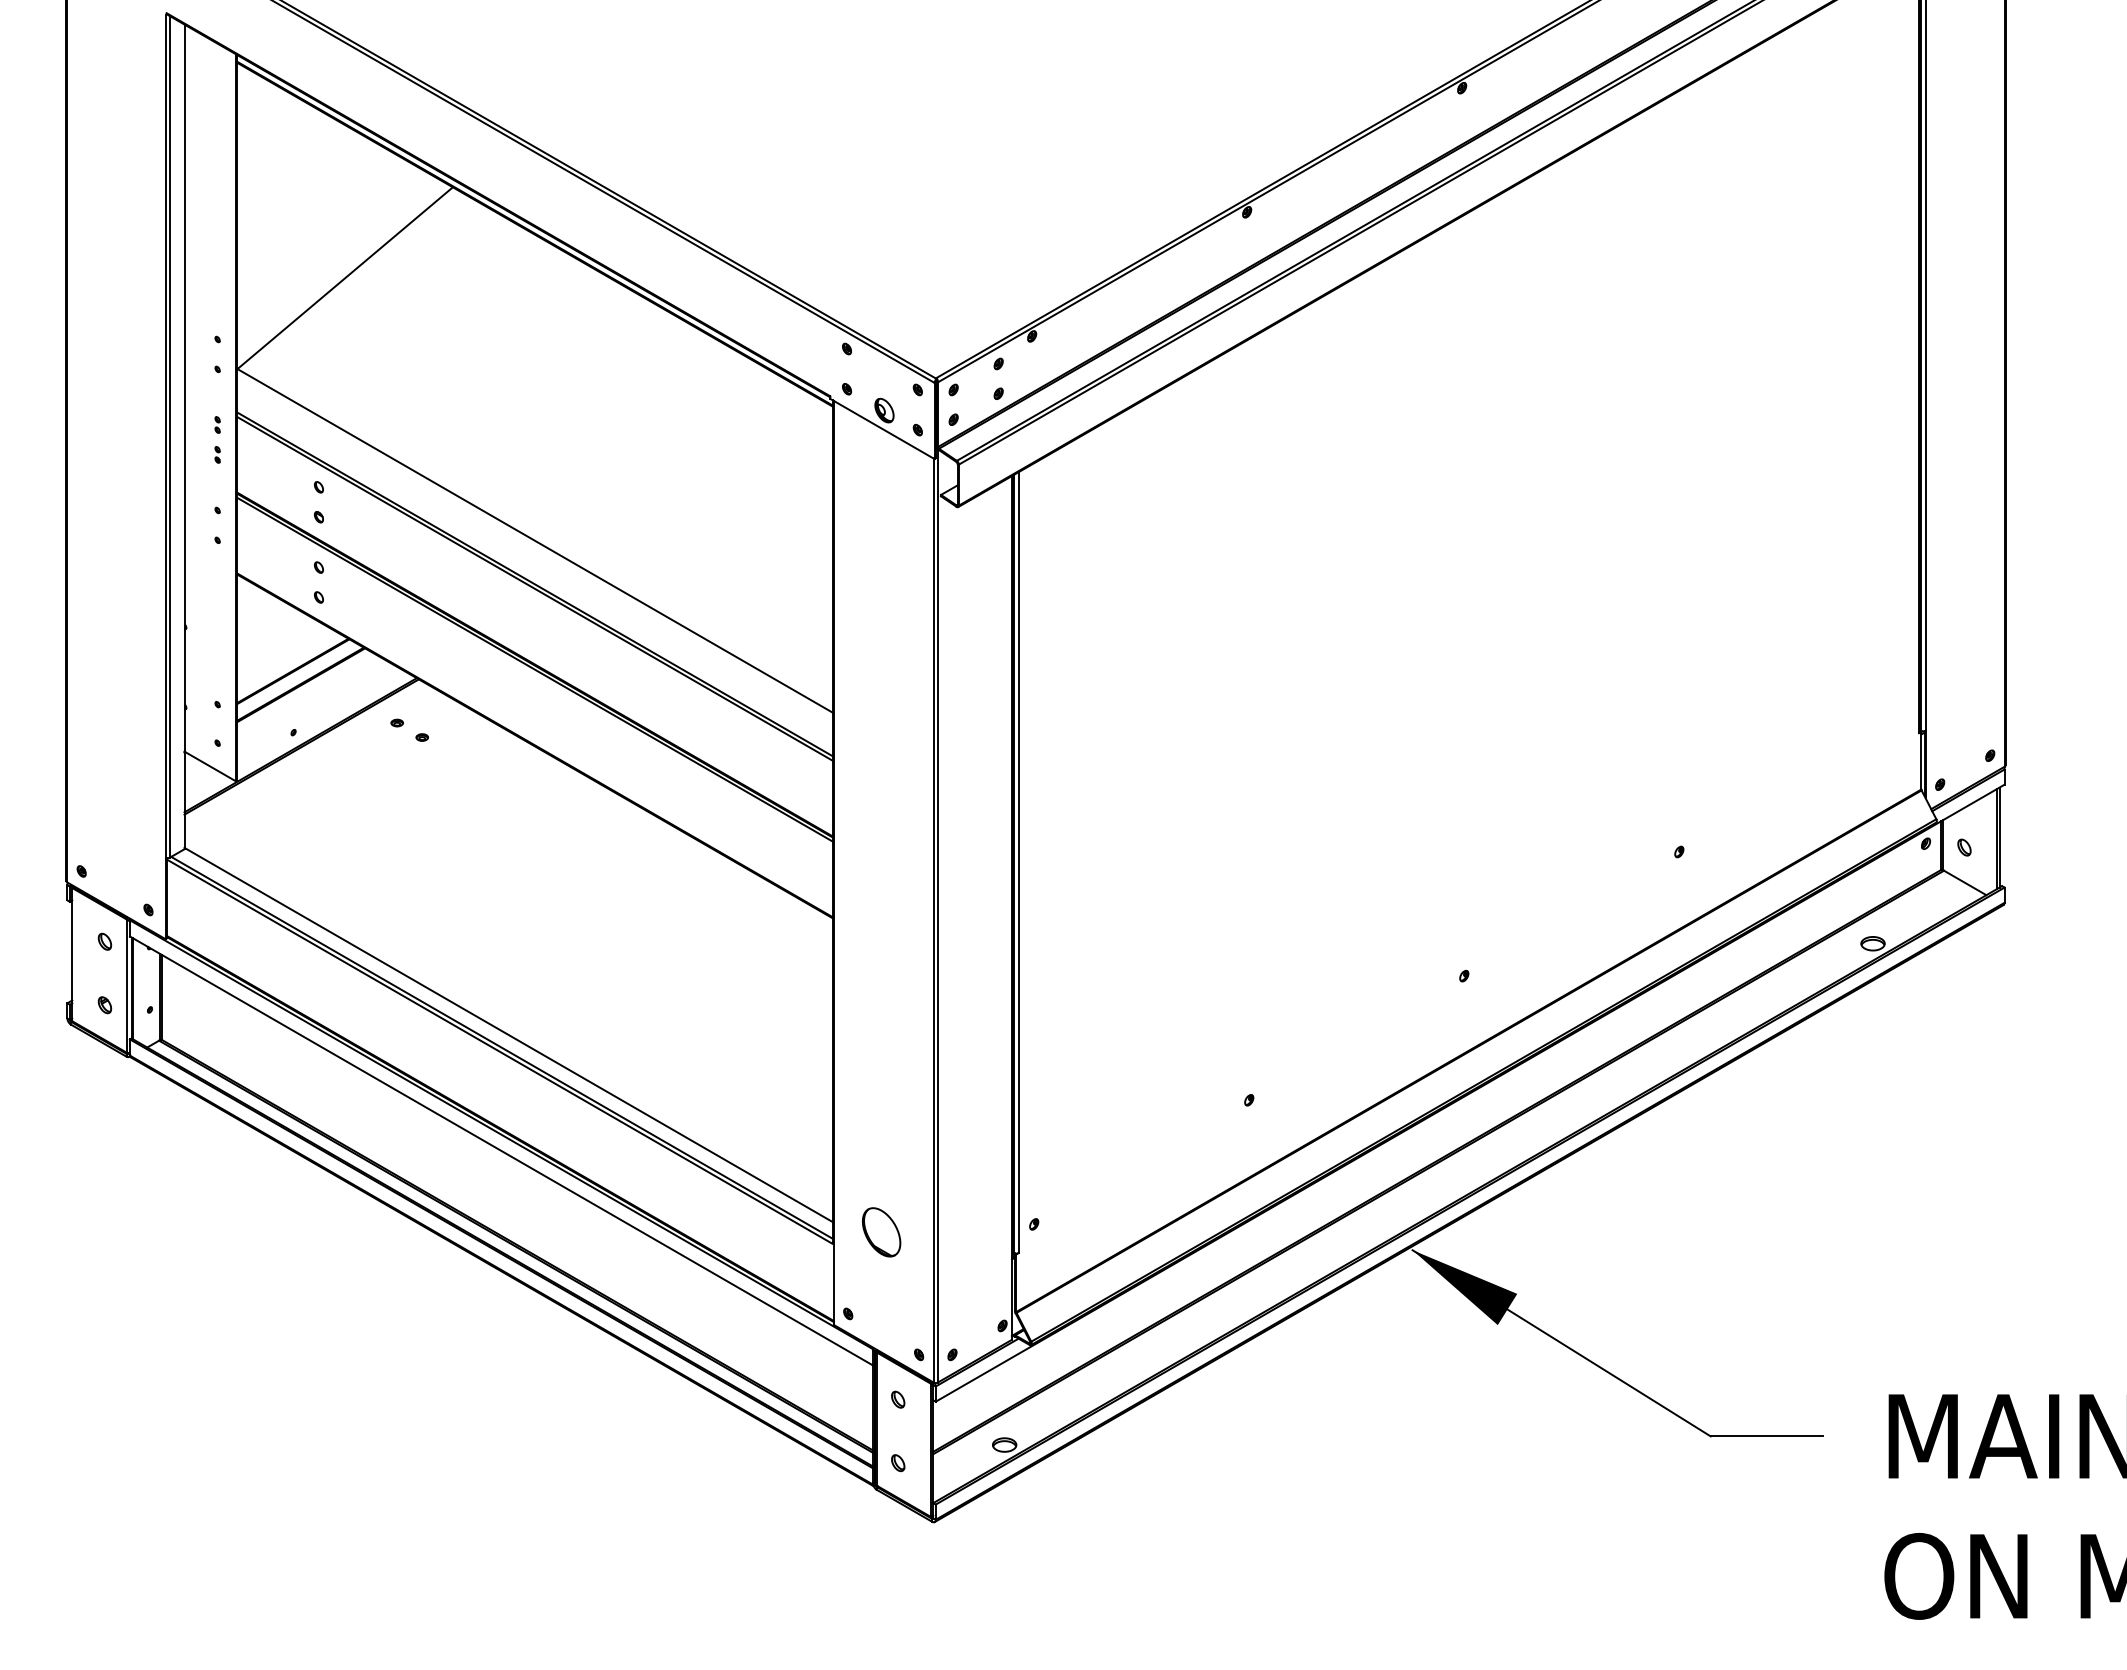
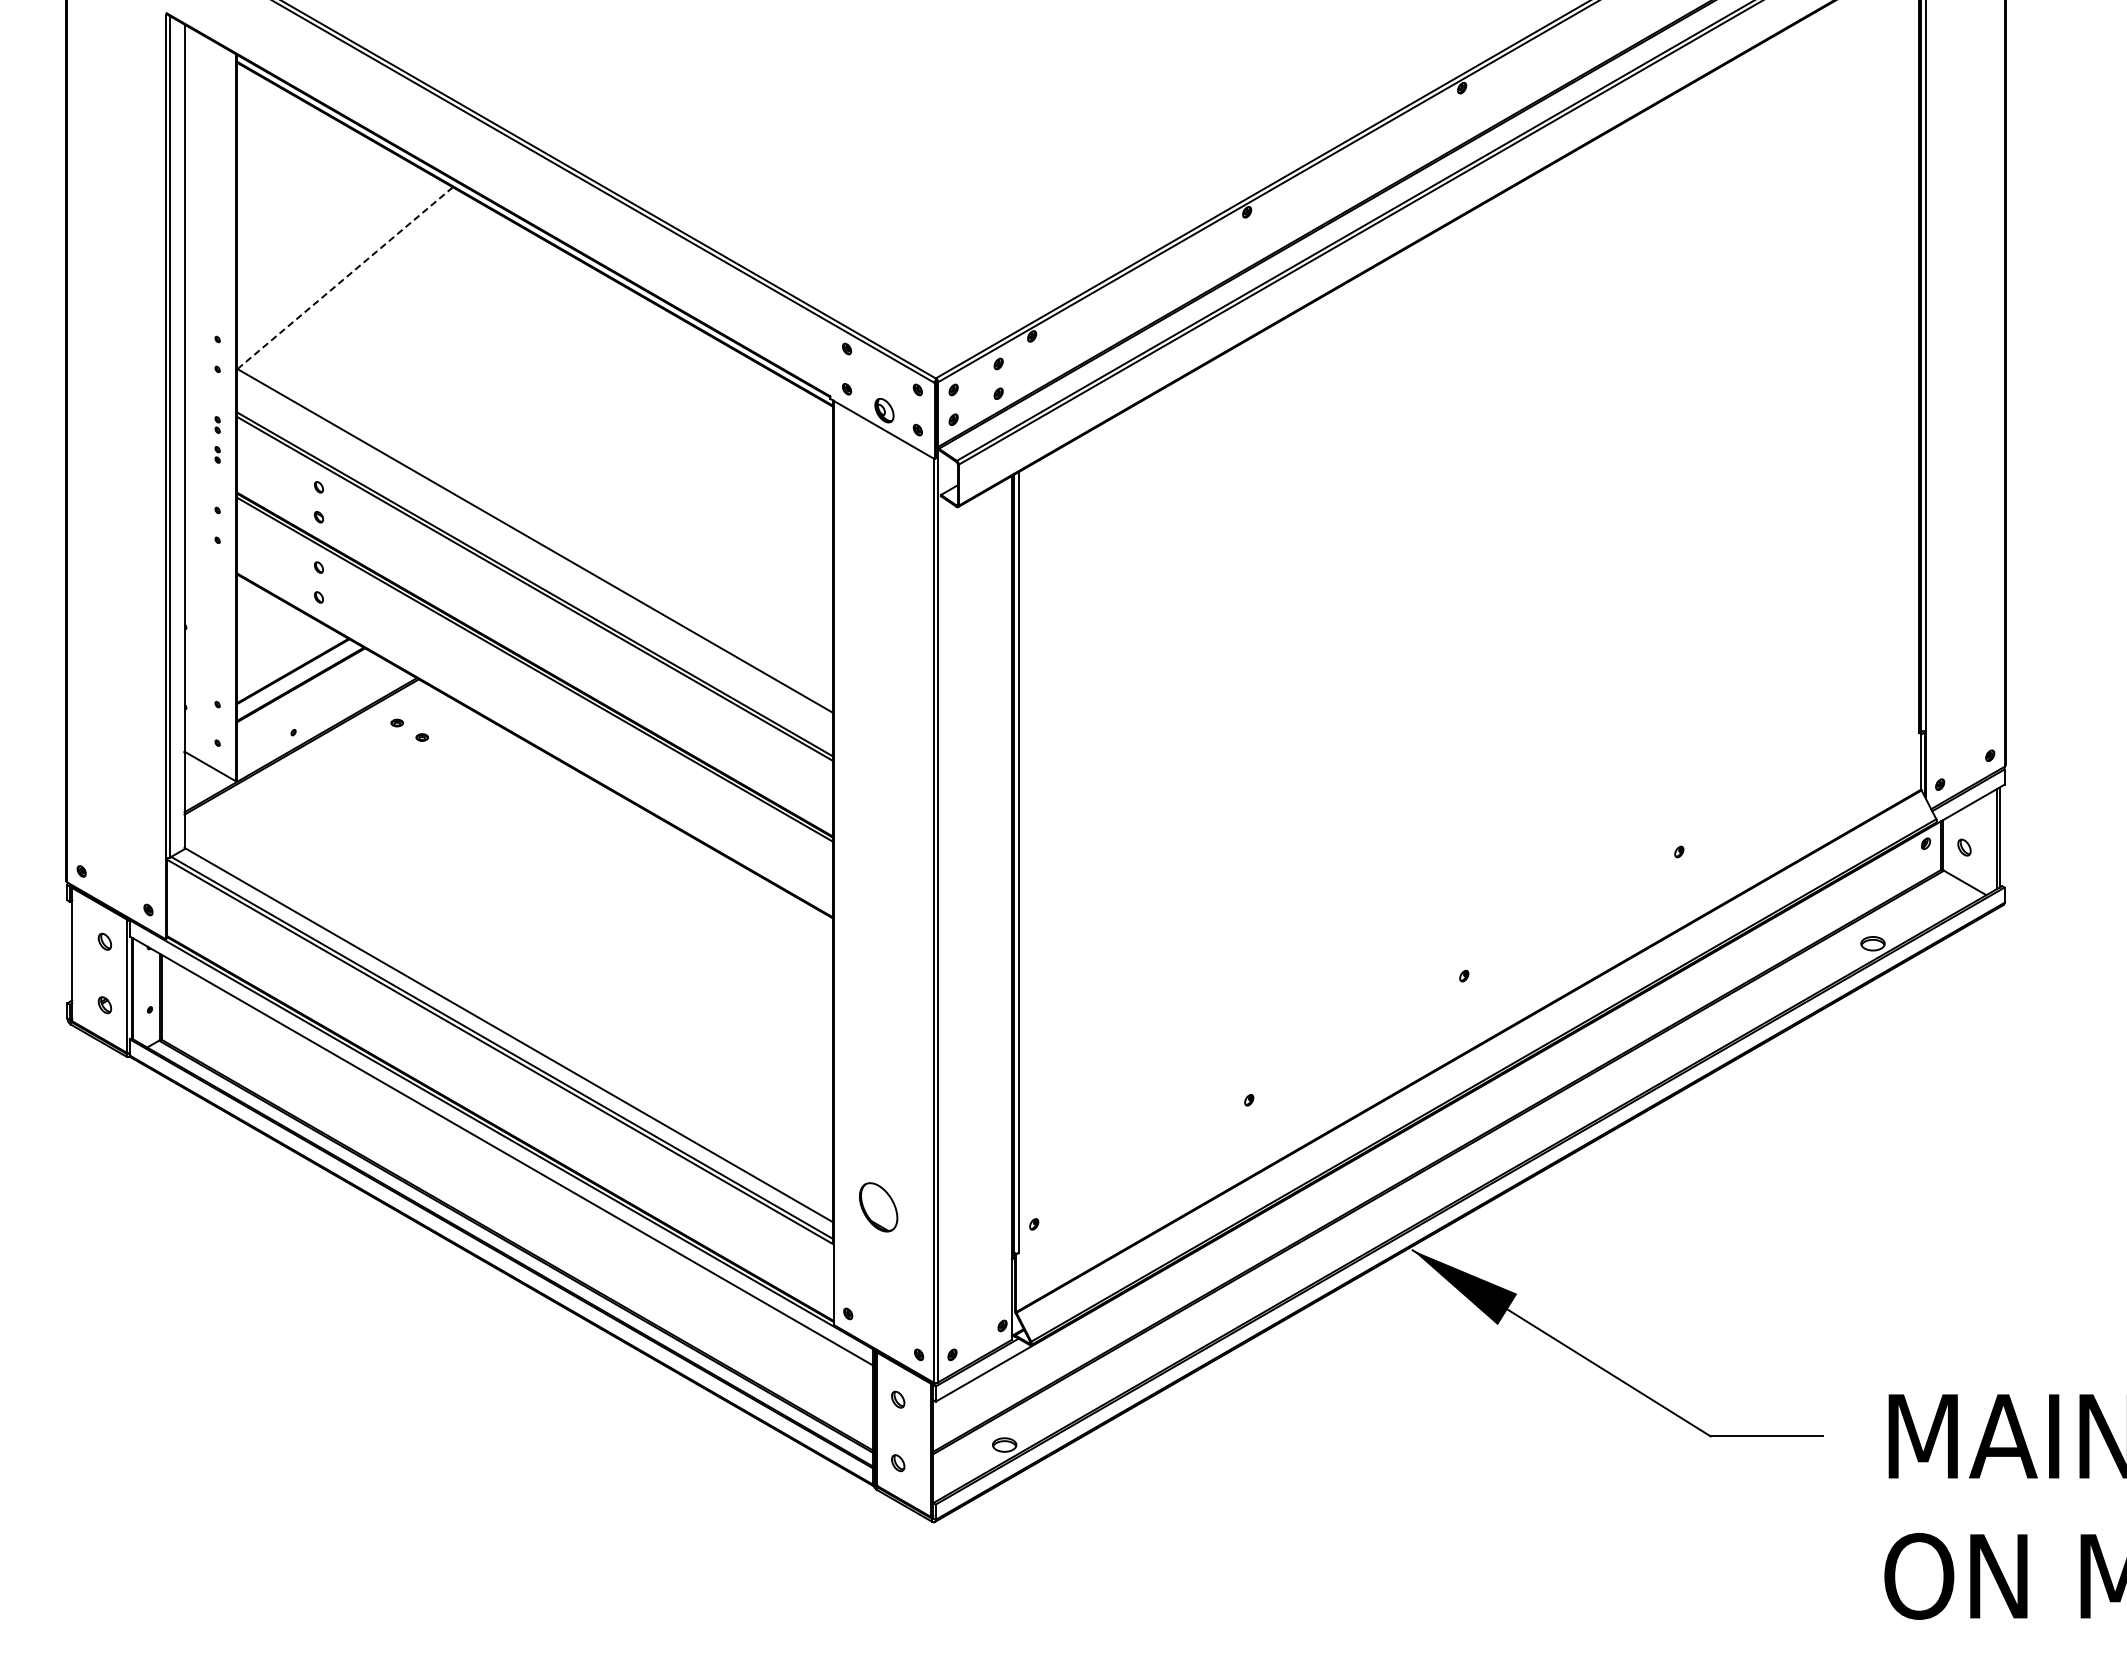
line: solid -> dashed (345, 278)
part position: (881, 1232) -> (878, 1207) (878, 1207)
